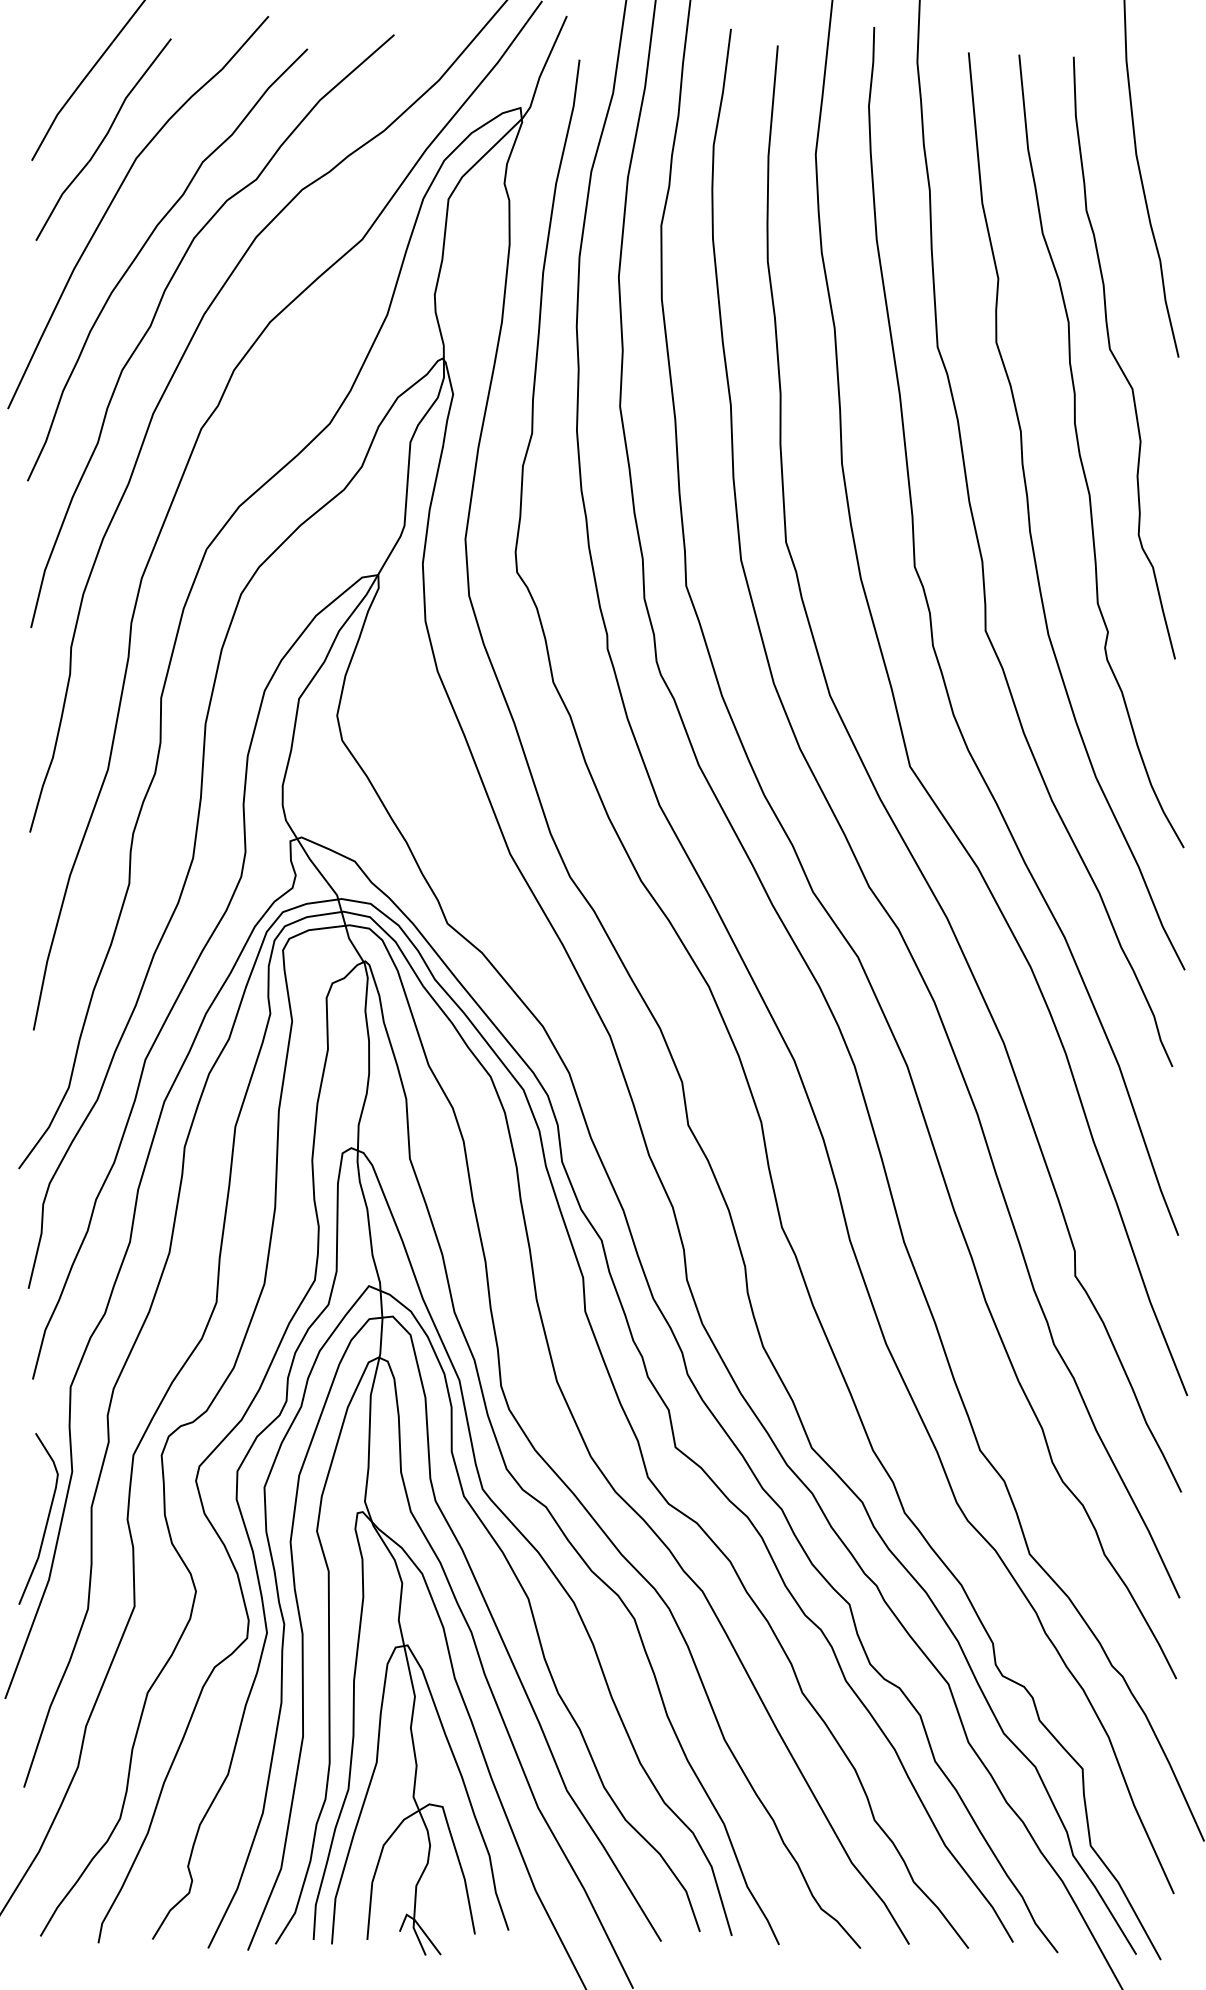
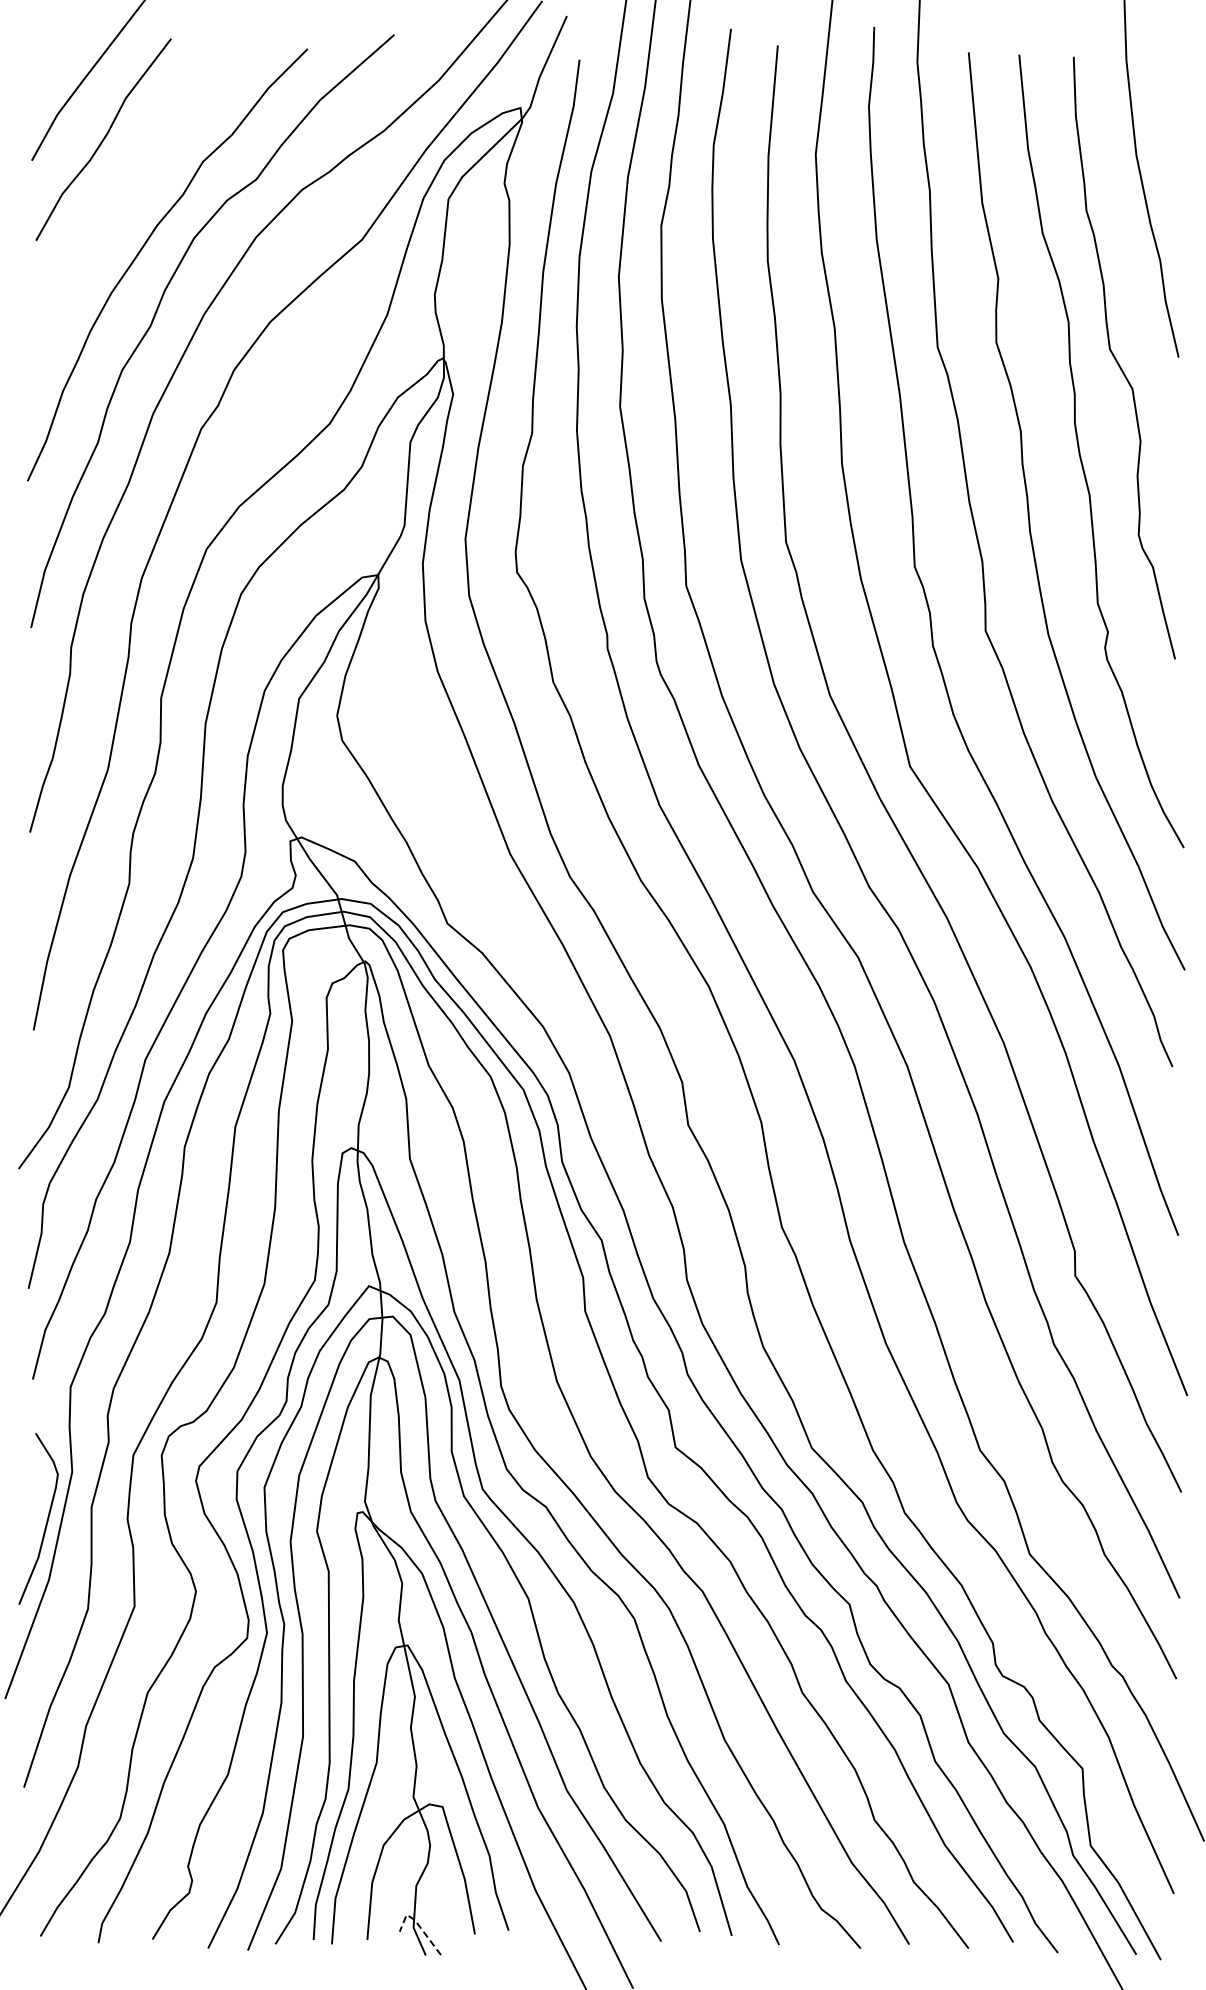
curve: present -> none (114, 199)
line: solid -> dashed (418, 1925)
